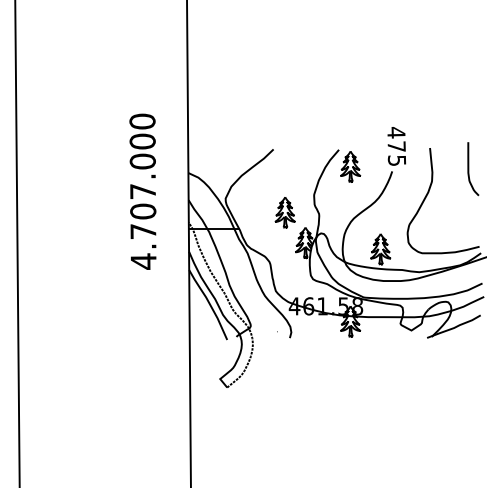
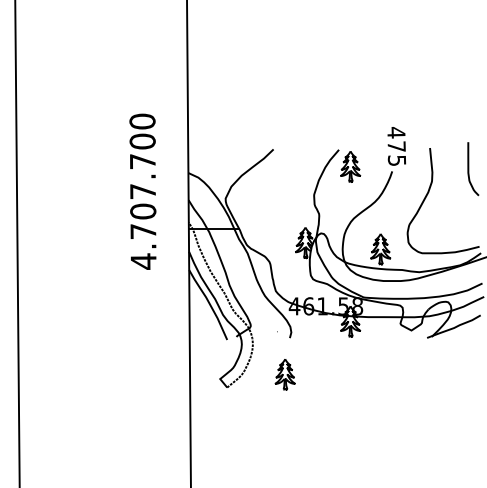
text: 4.707.000 -> 4.707.700 (142, 161)
part position: (284, 212) -> (284, 374) (284, 374)
